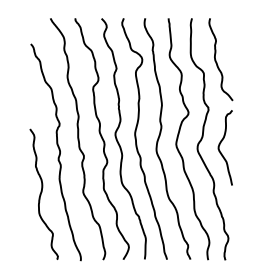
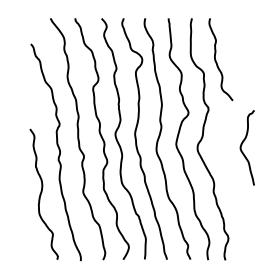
curve position: (220, 145) -> (242, 145) (242, 145)
